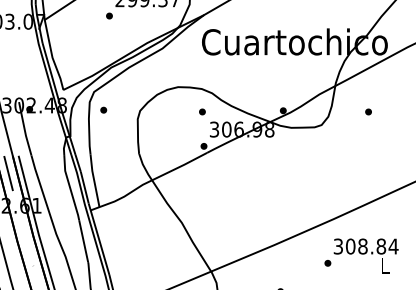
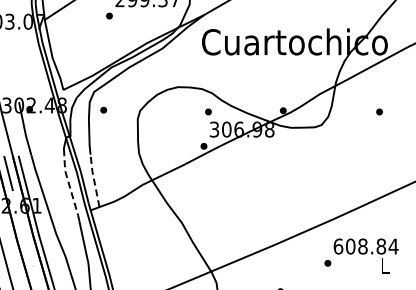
part position: (202, 111) -> (208, 111) (208, 111)
part position: (368, 111) -> (379, 111) (379, 111)
line: solid -> dashed (94, 179)
line: solid -> dashed (70, 187)
text: 308.84 -> 608.84 (338, 246)
